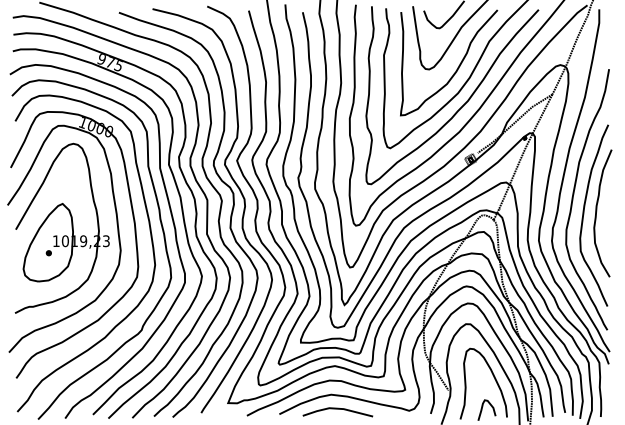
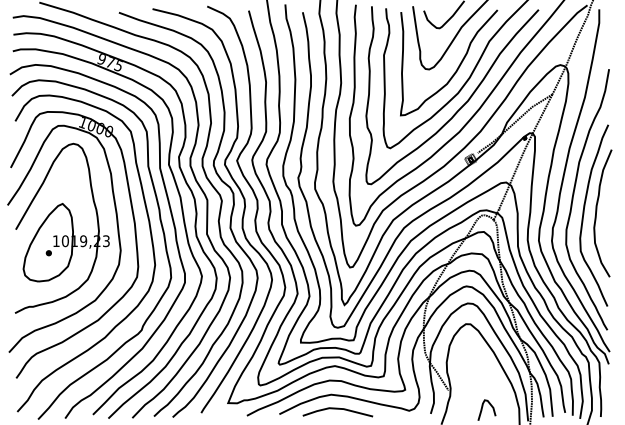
curve: present -> none (493, 377)
